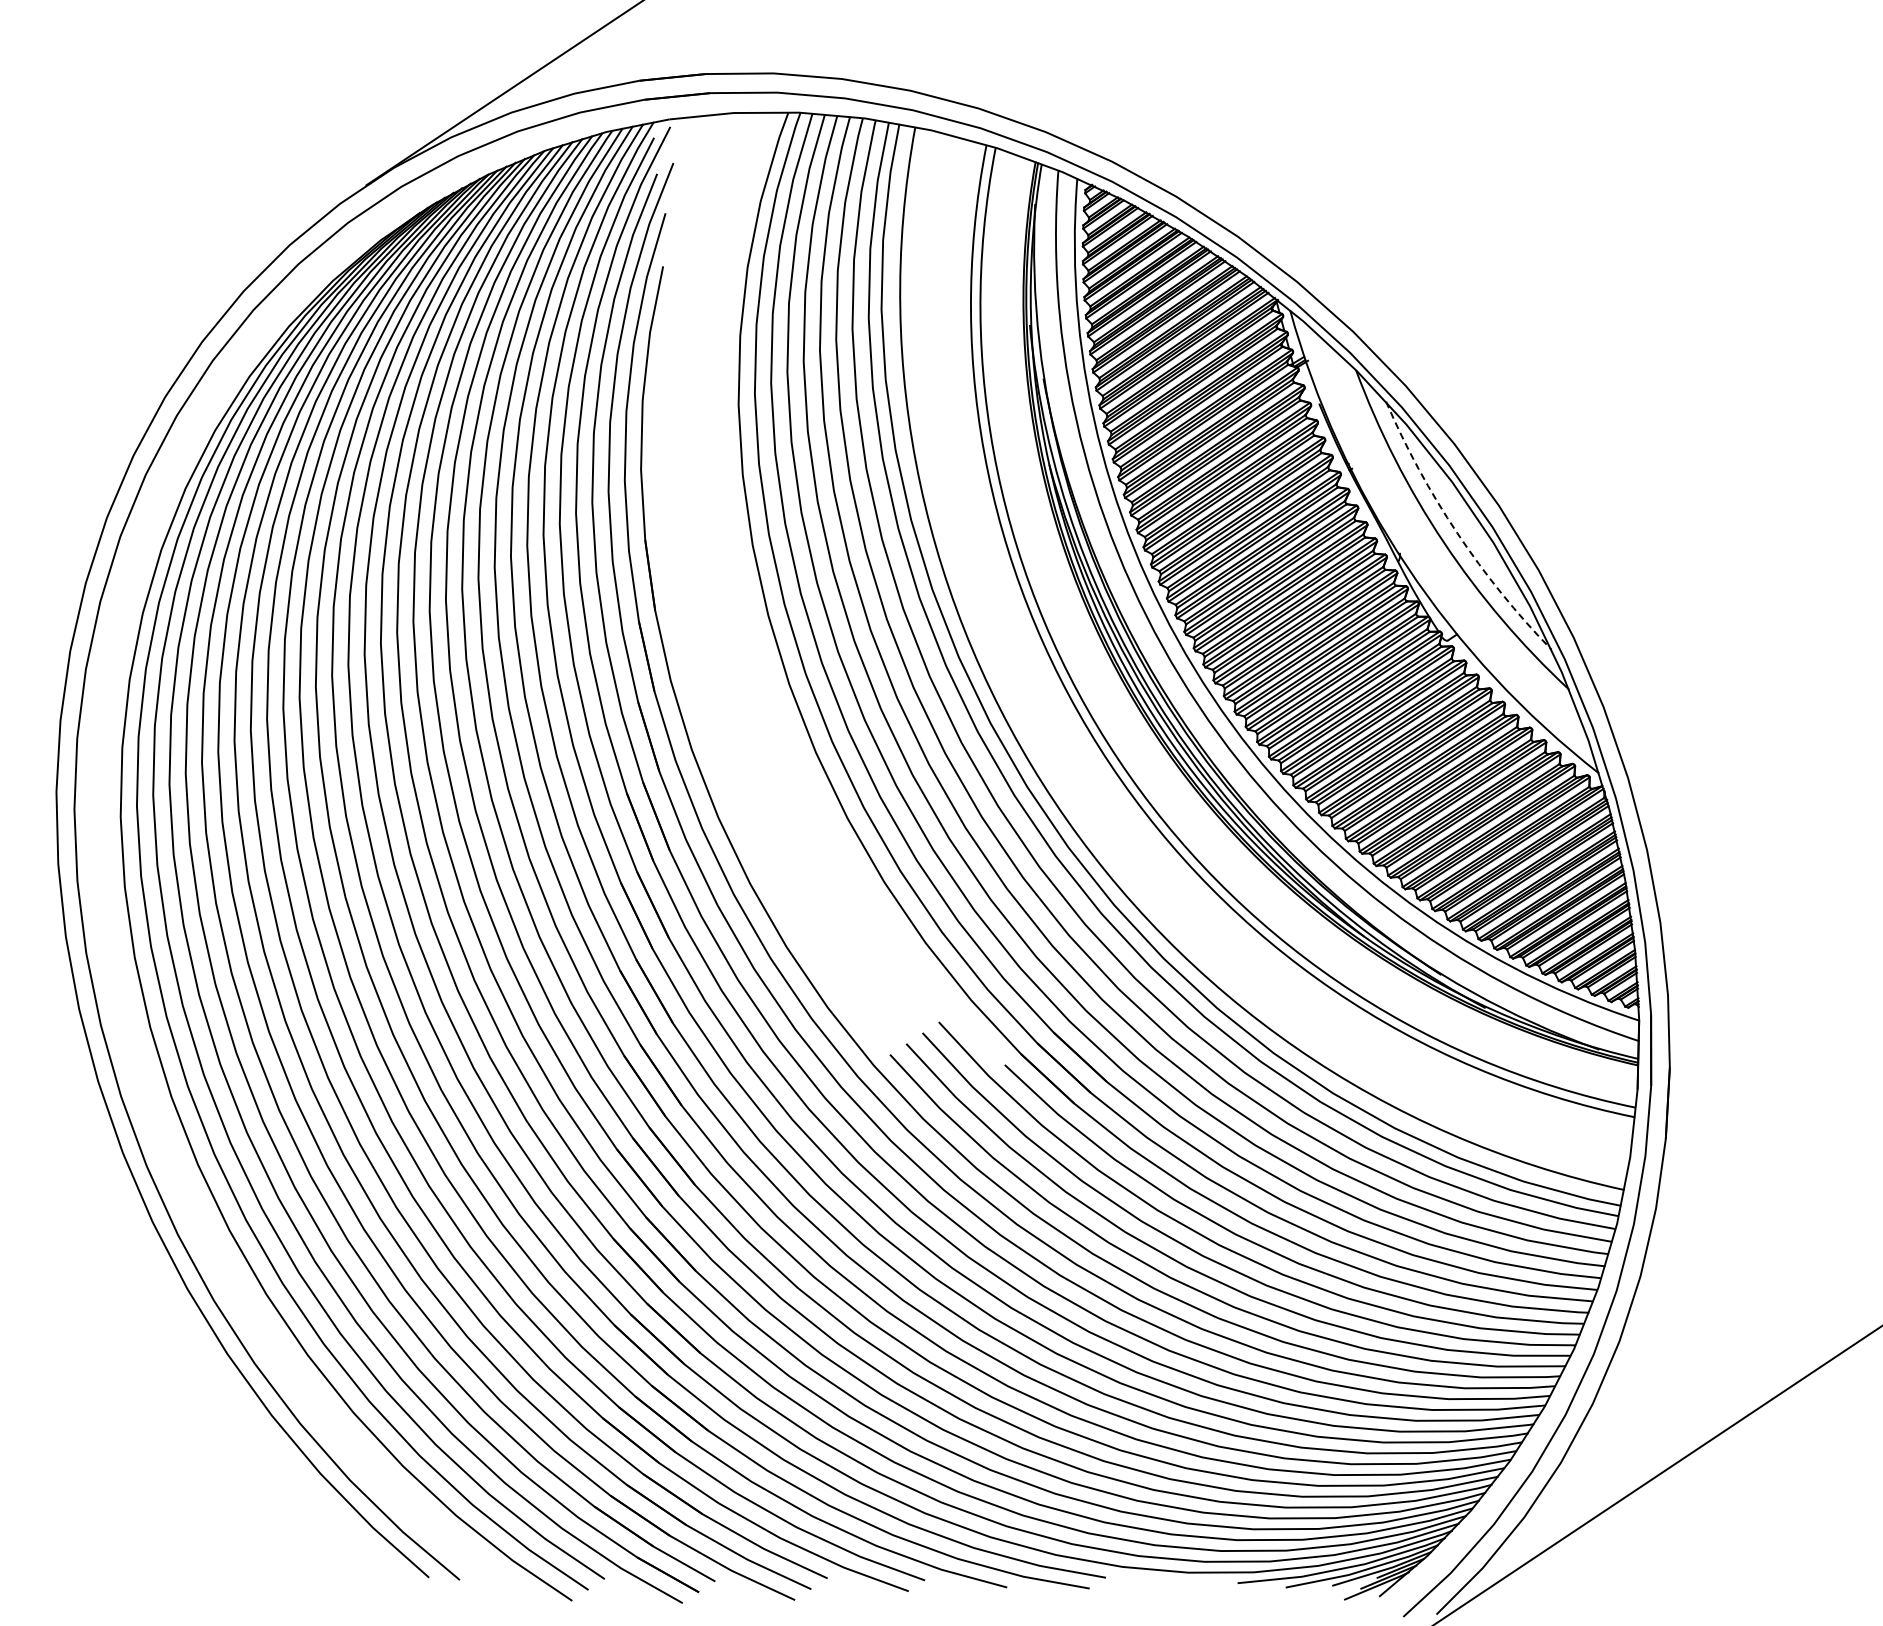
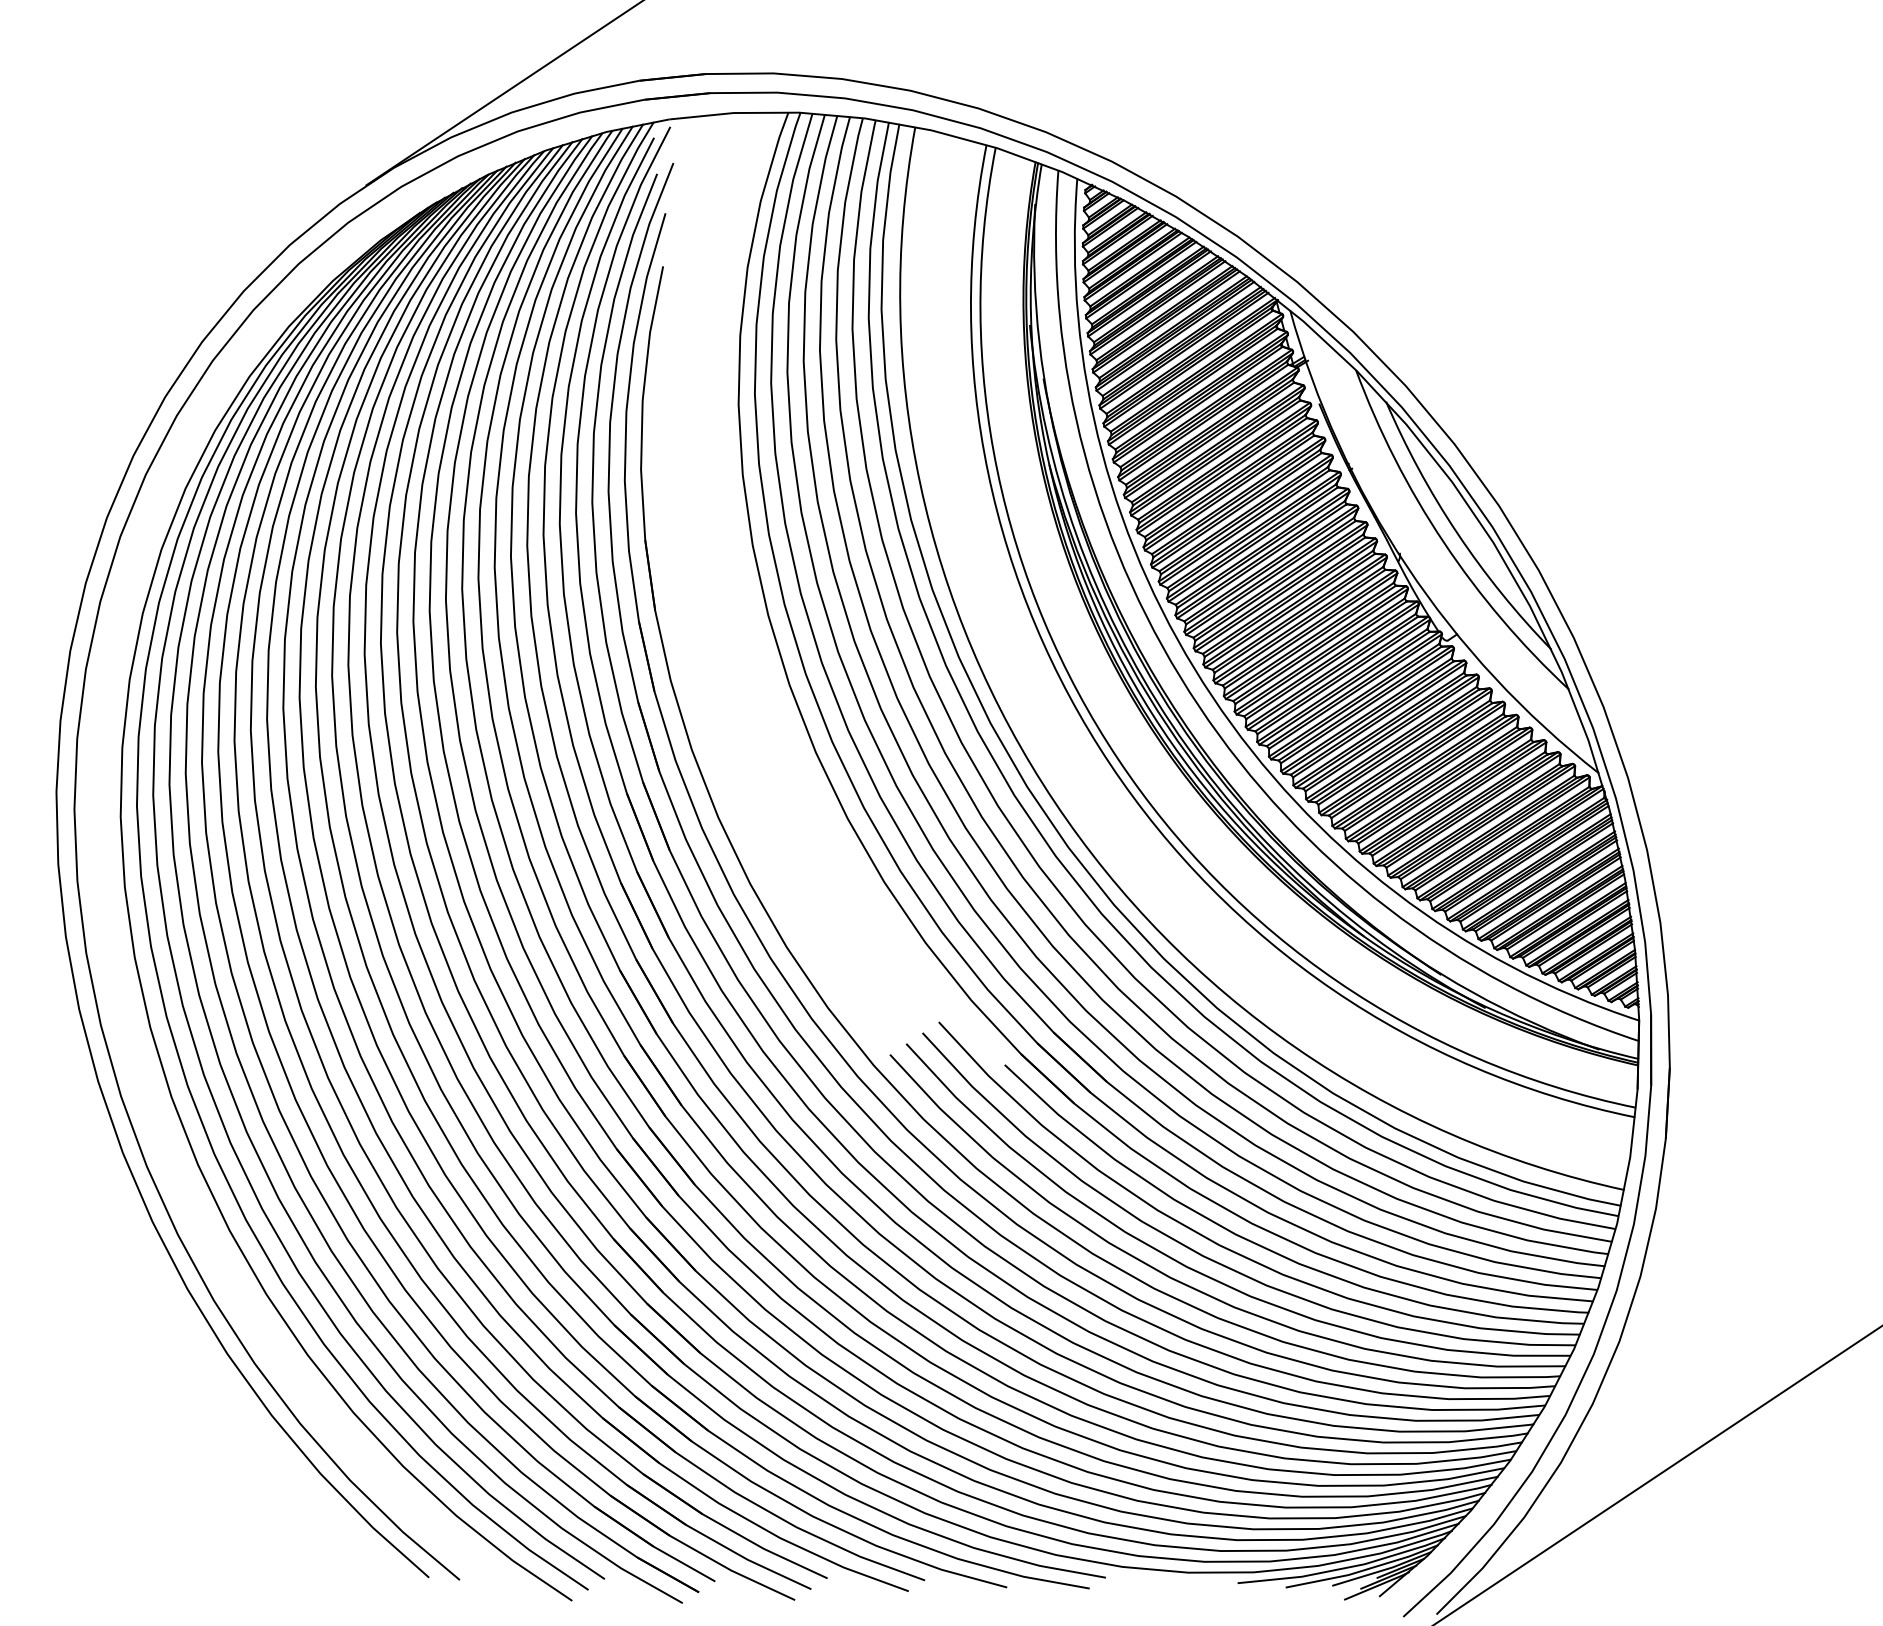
arc: dashed -> solid (1457, 533)
